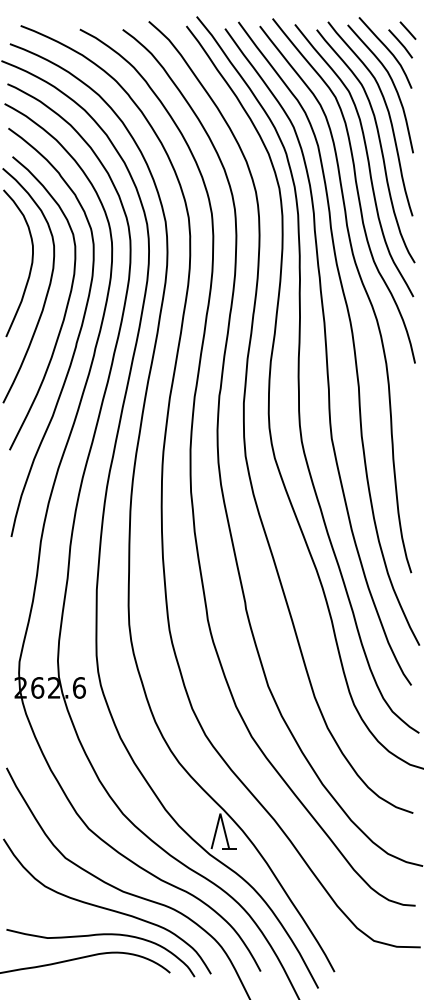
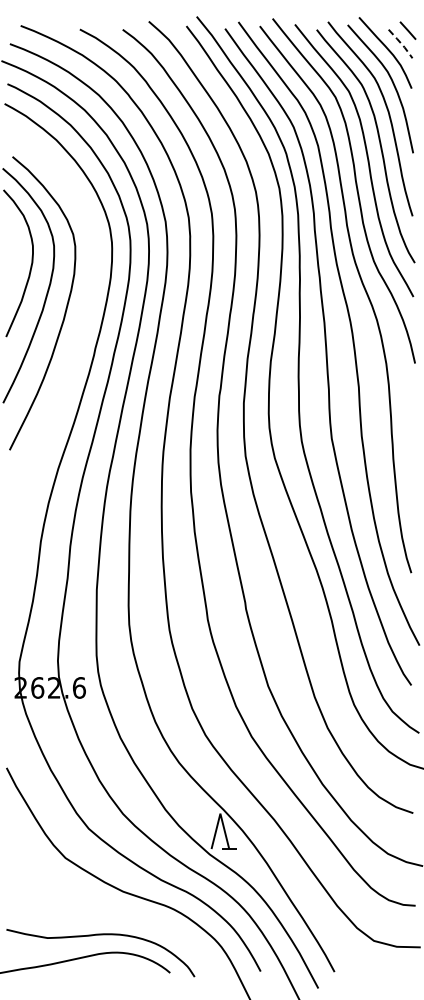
line: solid -> dashed (401, 43)
curve: present -> none (76, 339)
curve: present -> none (106, 907)
